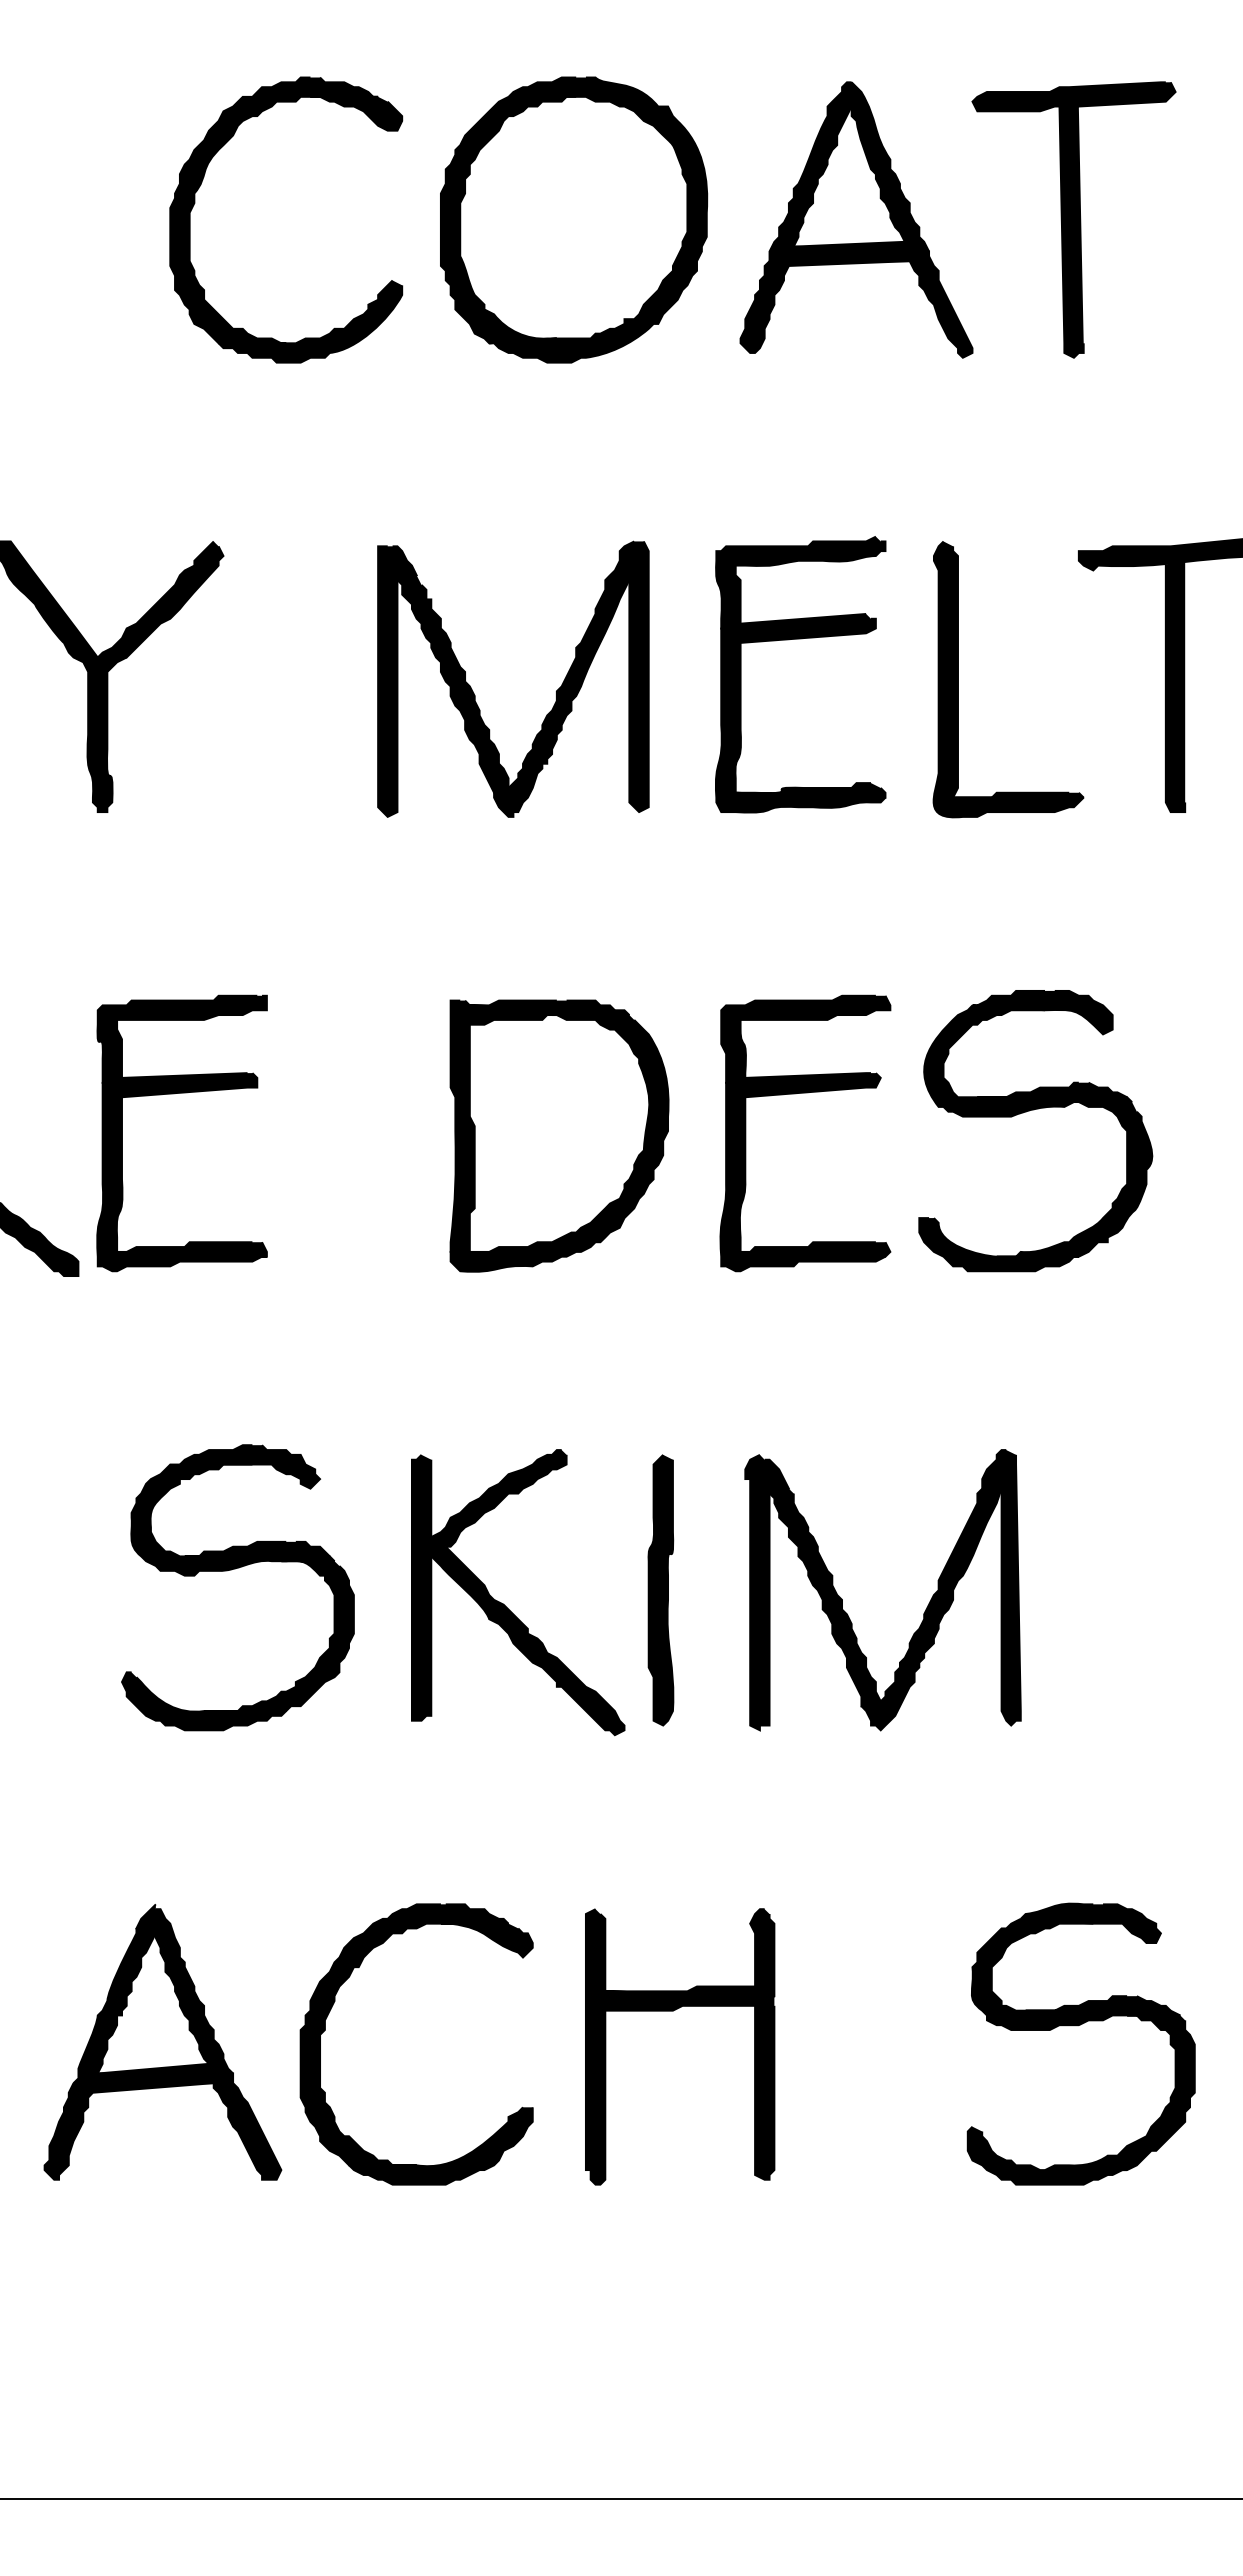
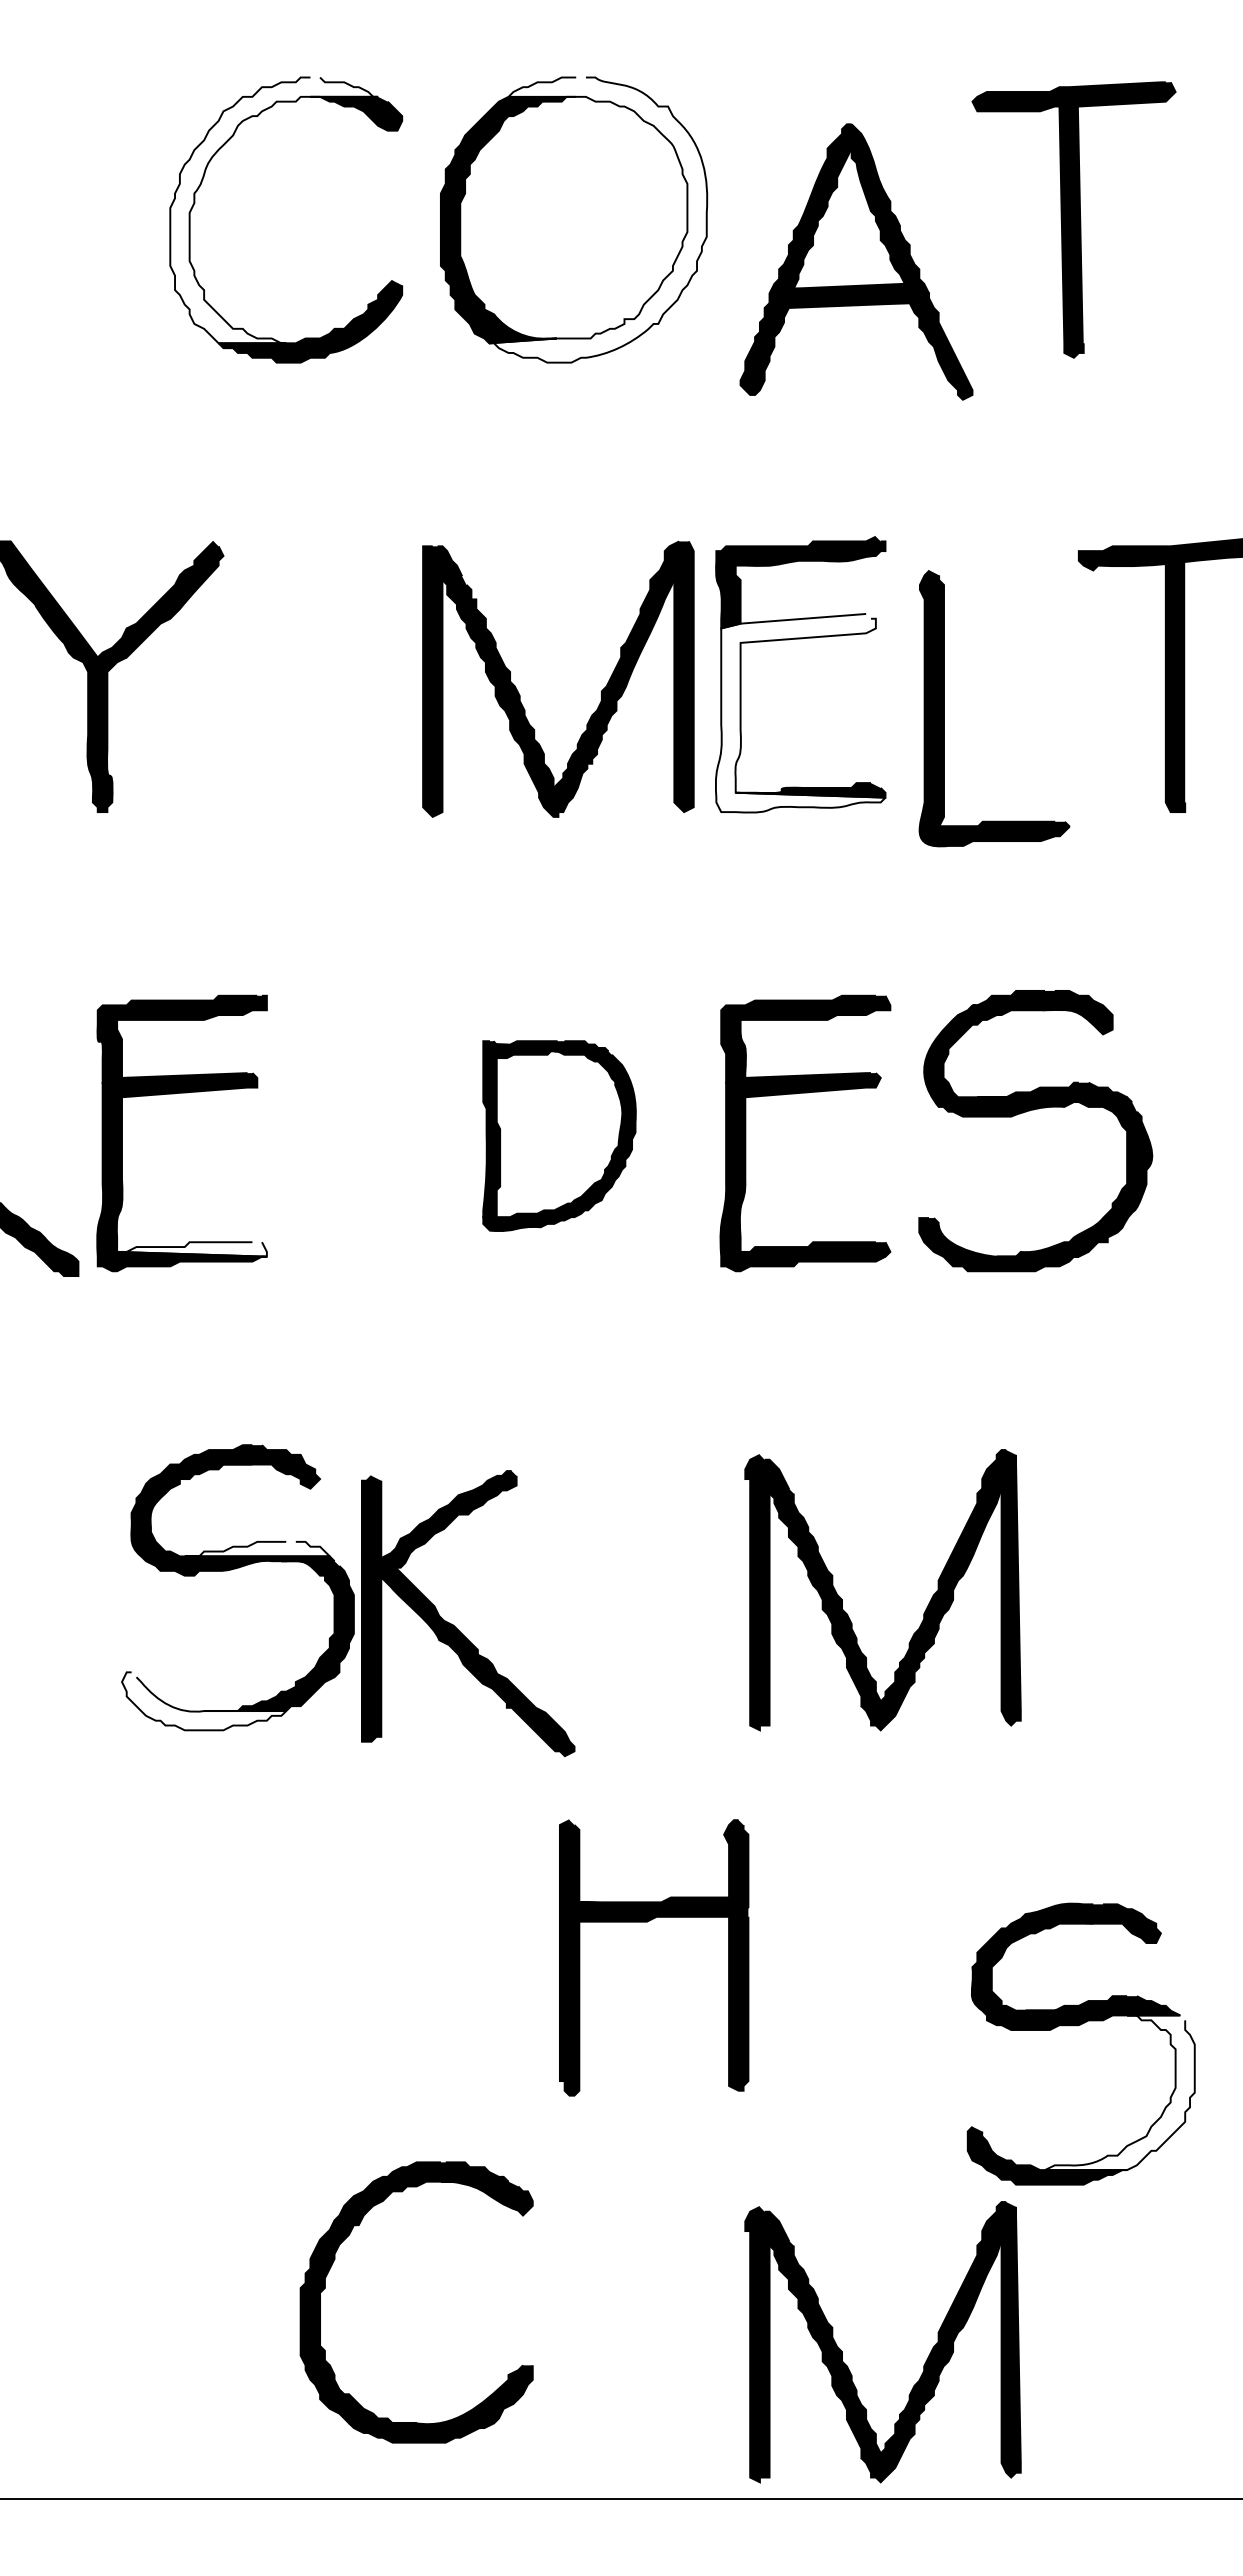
fill: present -> none (274, 210)
fill: present -> none (598, 219)
part position: (856, 219) -> (856, 261) (856, 261)
part position: (958, 679) -> (944, 708) (944, 708)
part position: (475, 695) -> (520, 695) (520, 695)
fill: present -> none (800, 712)
part size: 221x274 px -> 155x192 px (559, 1135)
fill: present -> none (191, 1249)
fill: present -> none (256, 1548)
part: present -> none (660, 1590)
part position: (505, 1605) -> (455, 1626) (455, 1626)
fill: present -> none (204, 1701)
part position: (334, 2003) -> (334, 2261) (334, 2261)
part position: (673, 2011) -> (647, 1922) (647, 1922)
part: present -> none (162, 2042)
fill: present -> none (1119, 2092)
part: none -> present (842, 2350)
